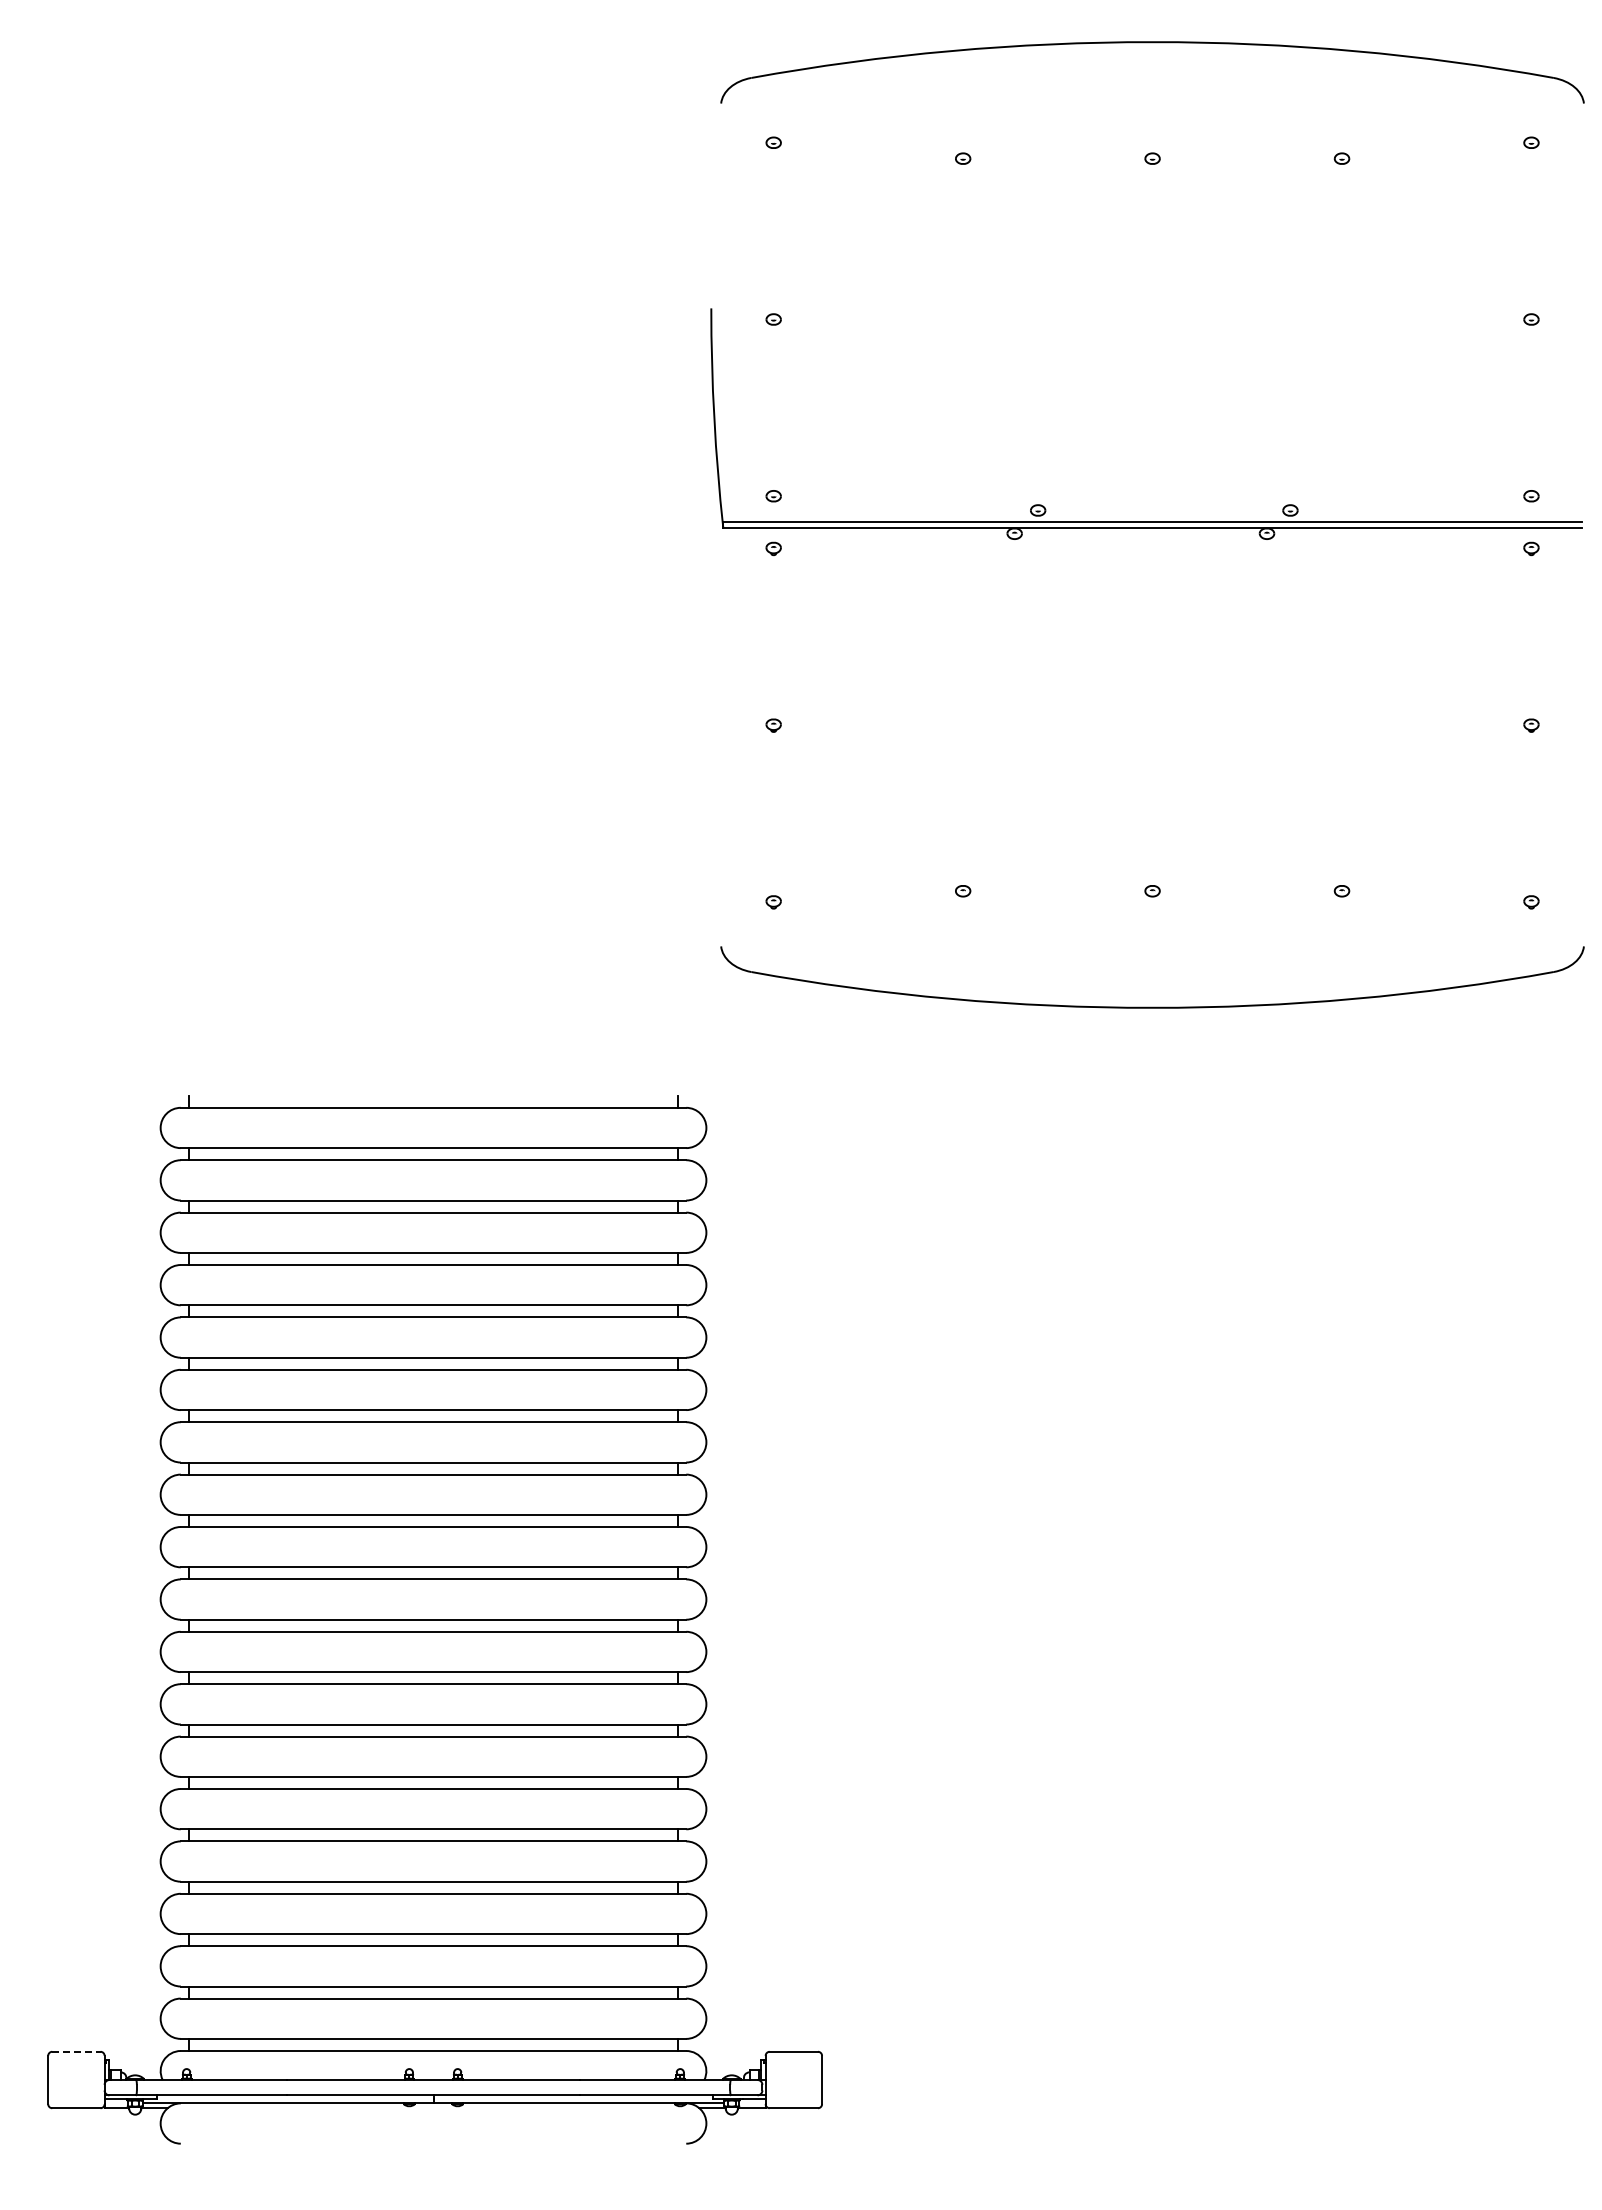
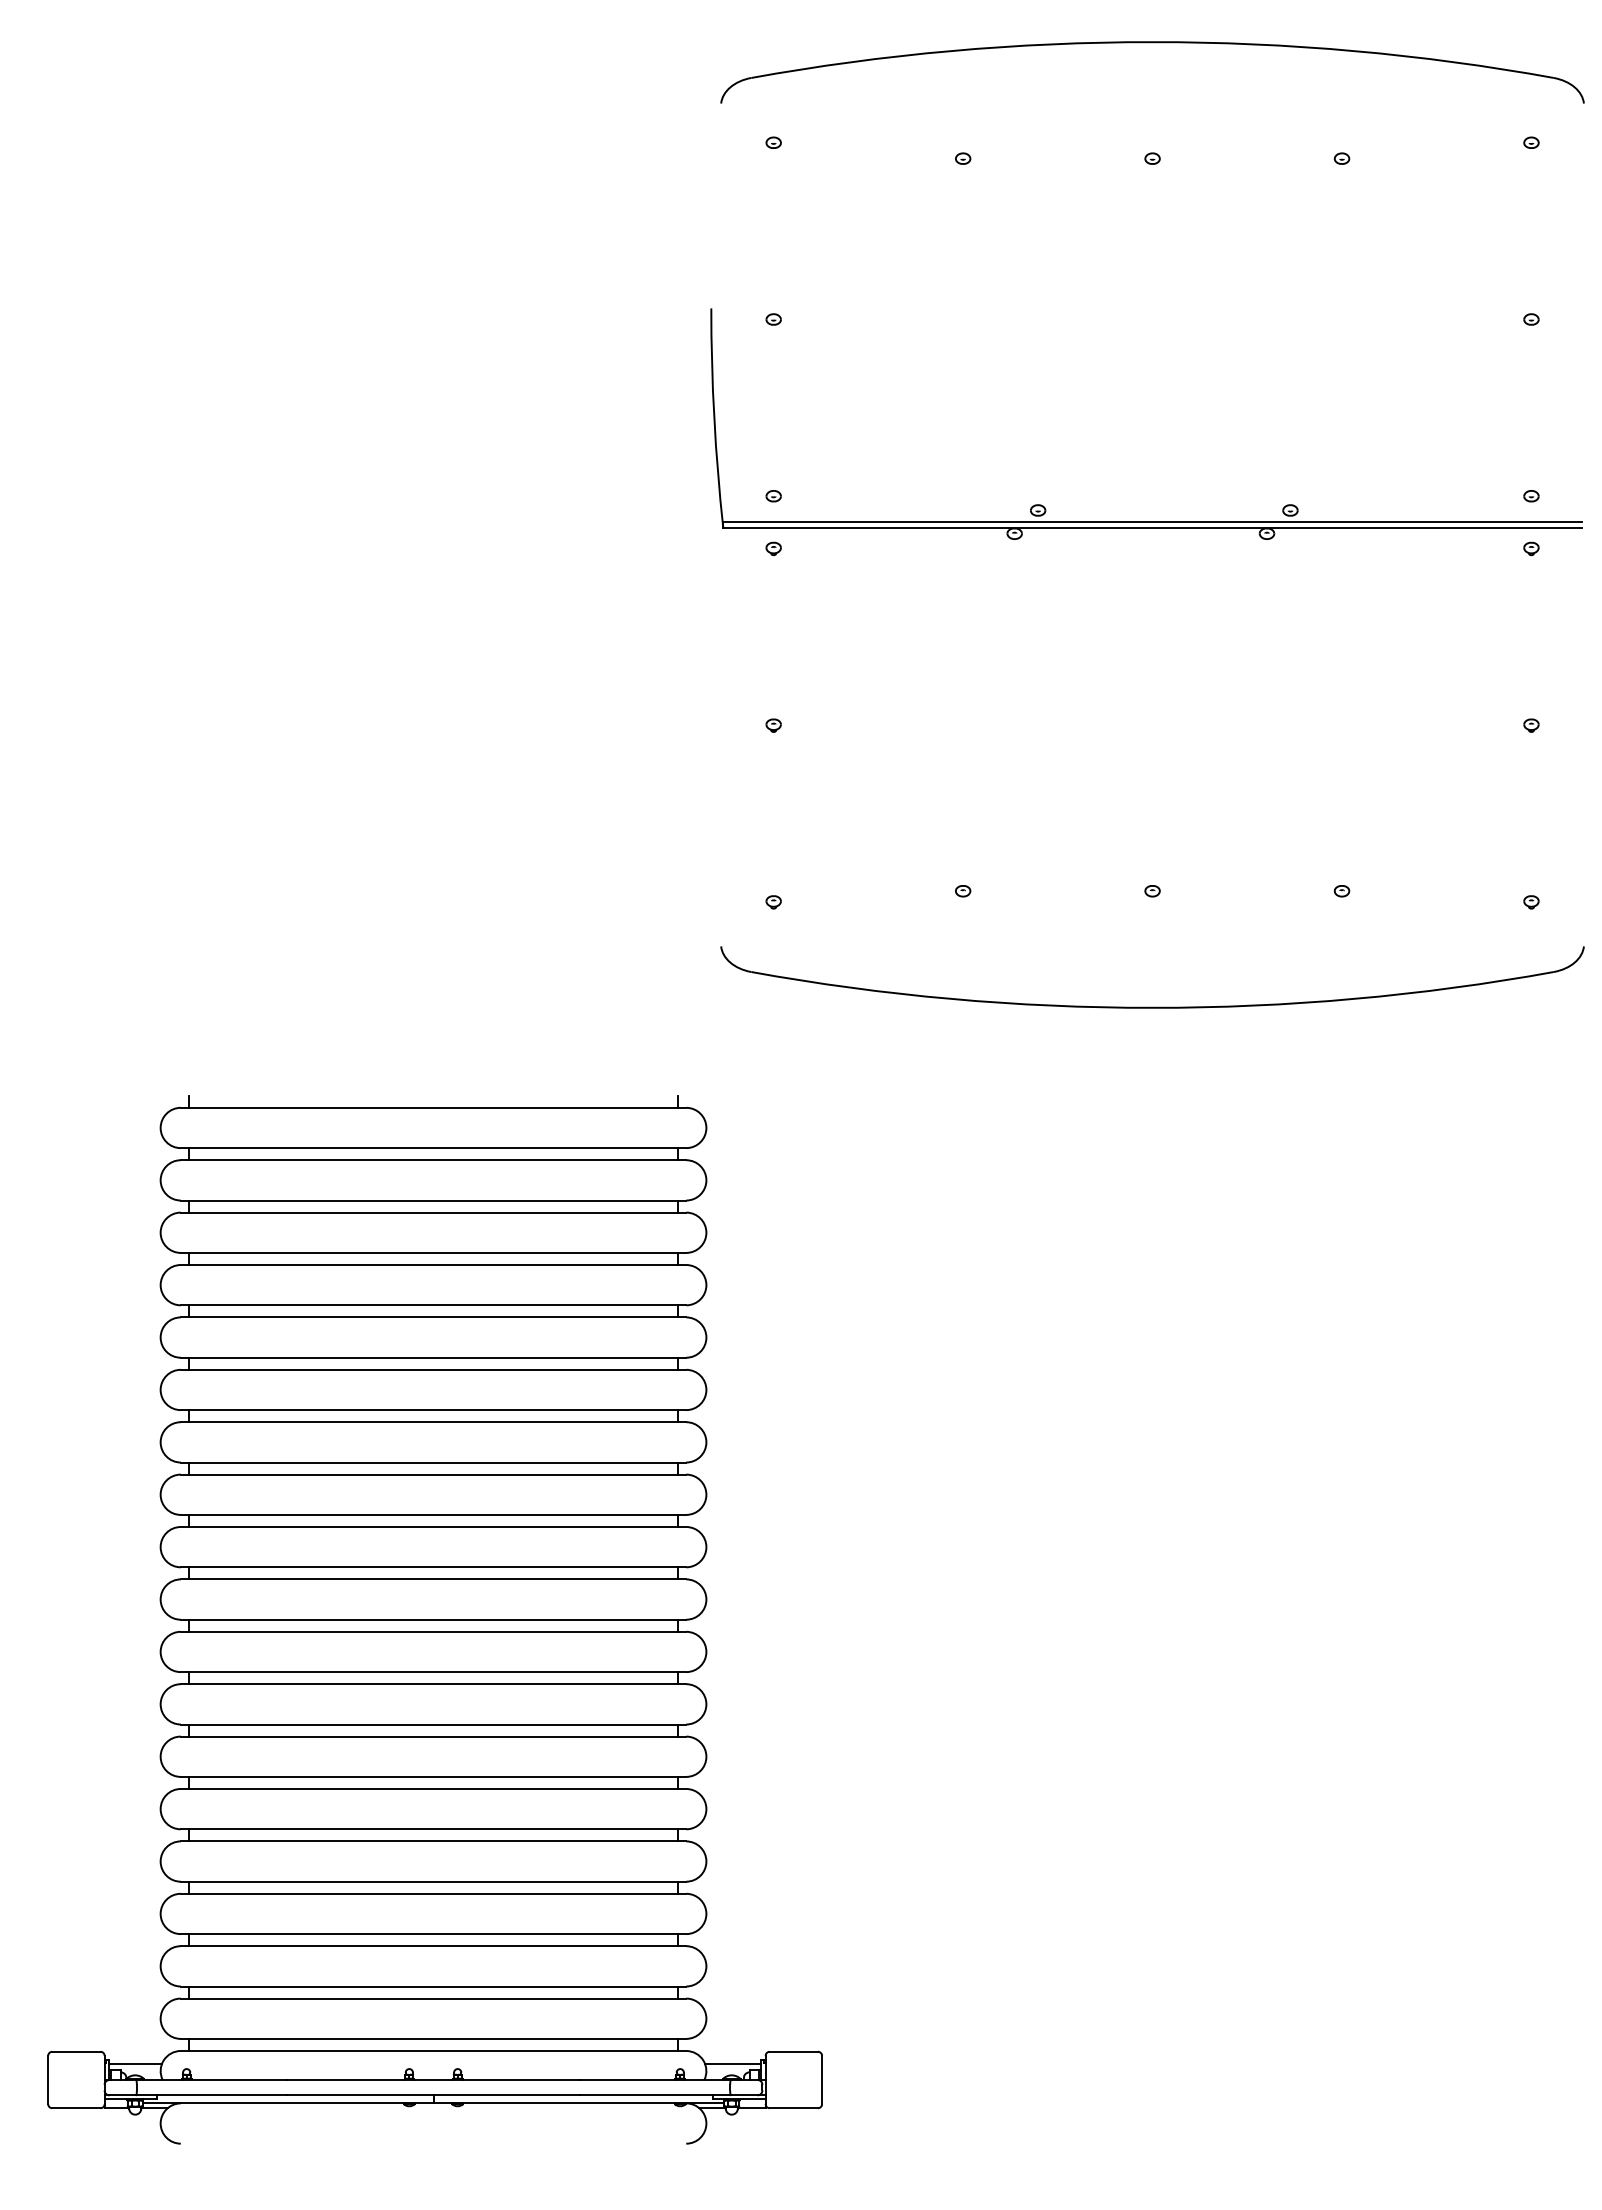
line: dashed -> solid (76, 2051)
line: none -> present (135, 2064)
line: none -> present (732, 2064)
